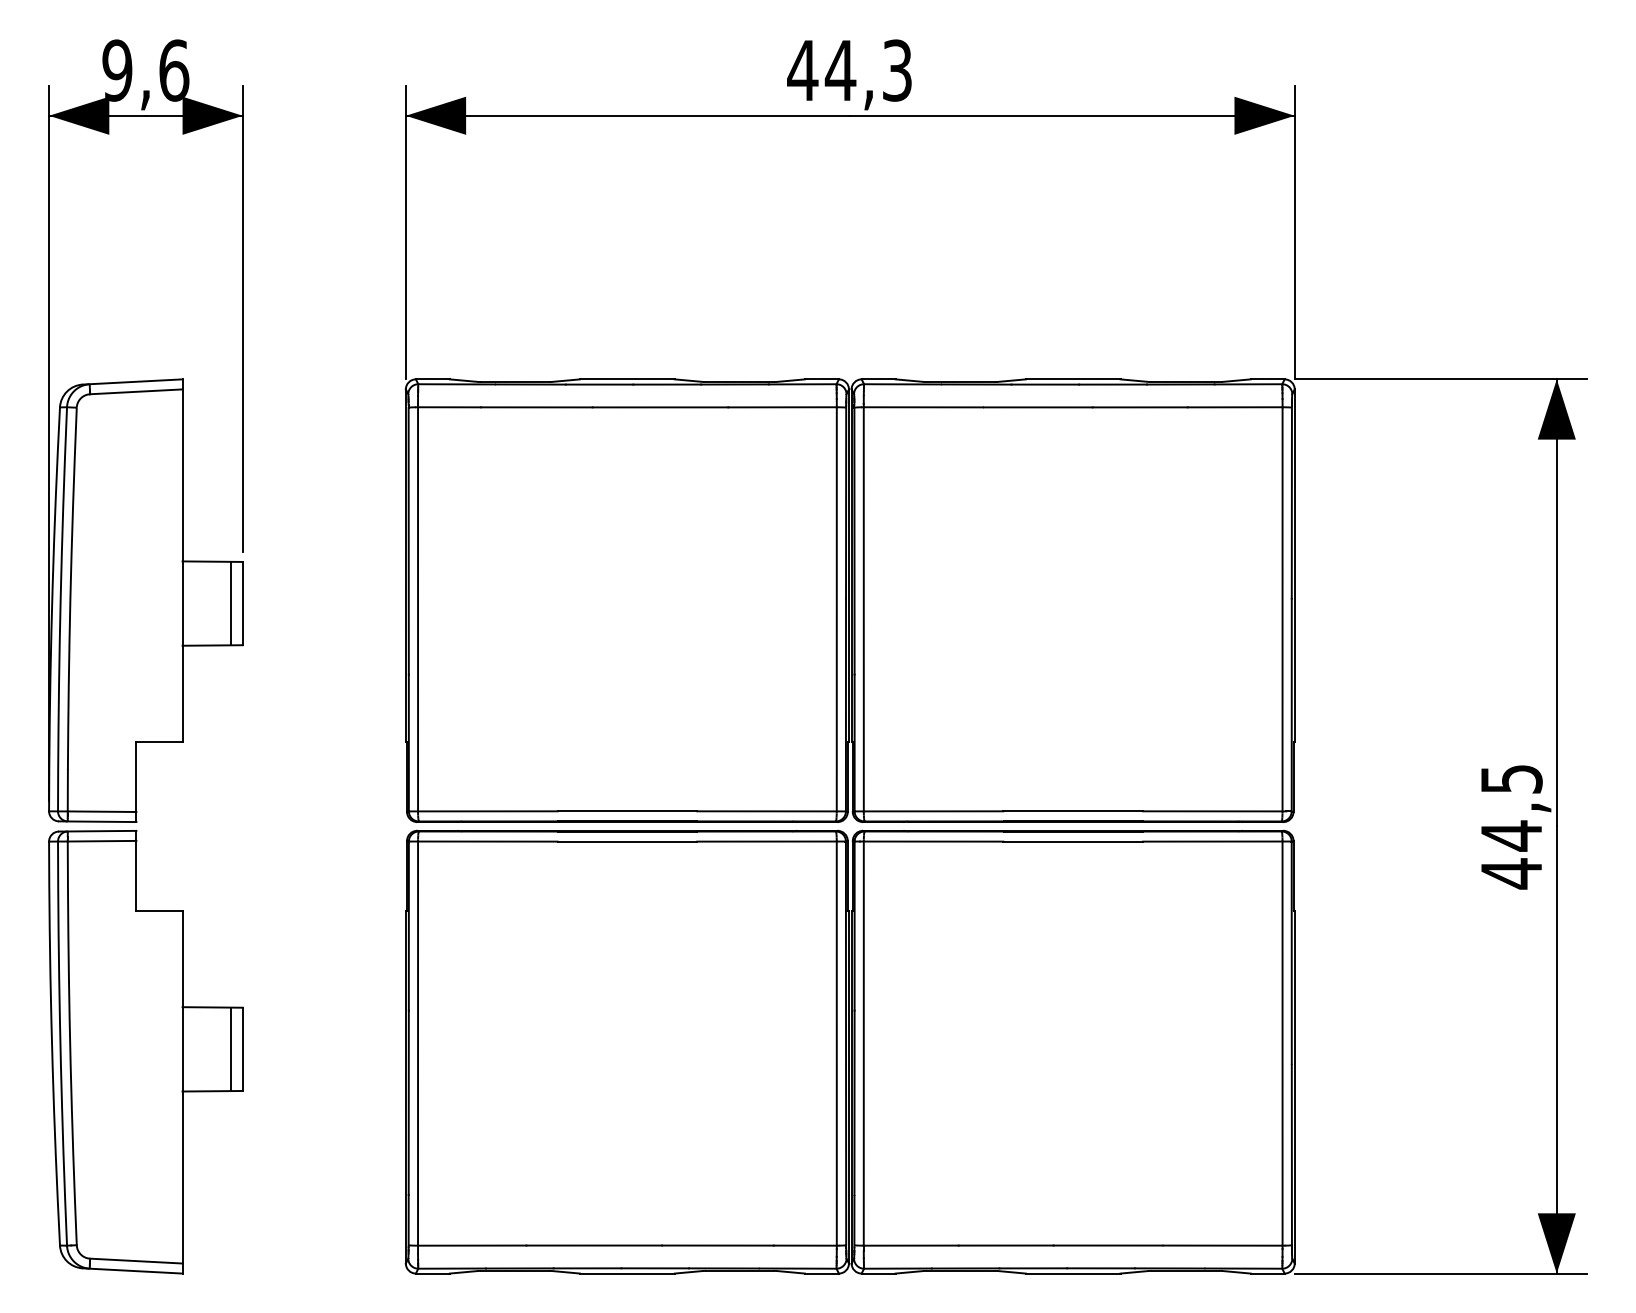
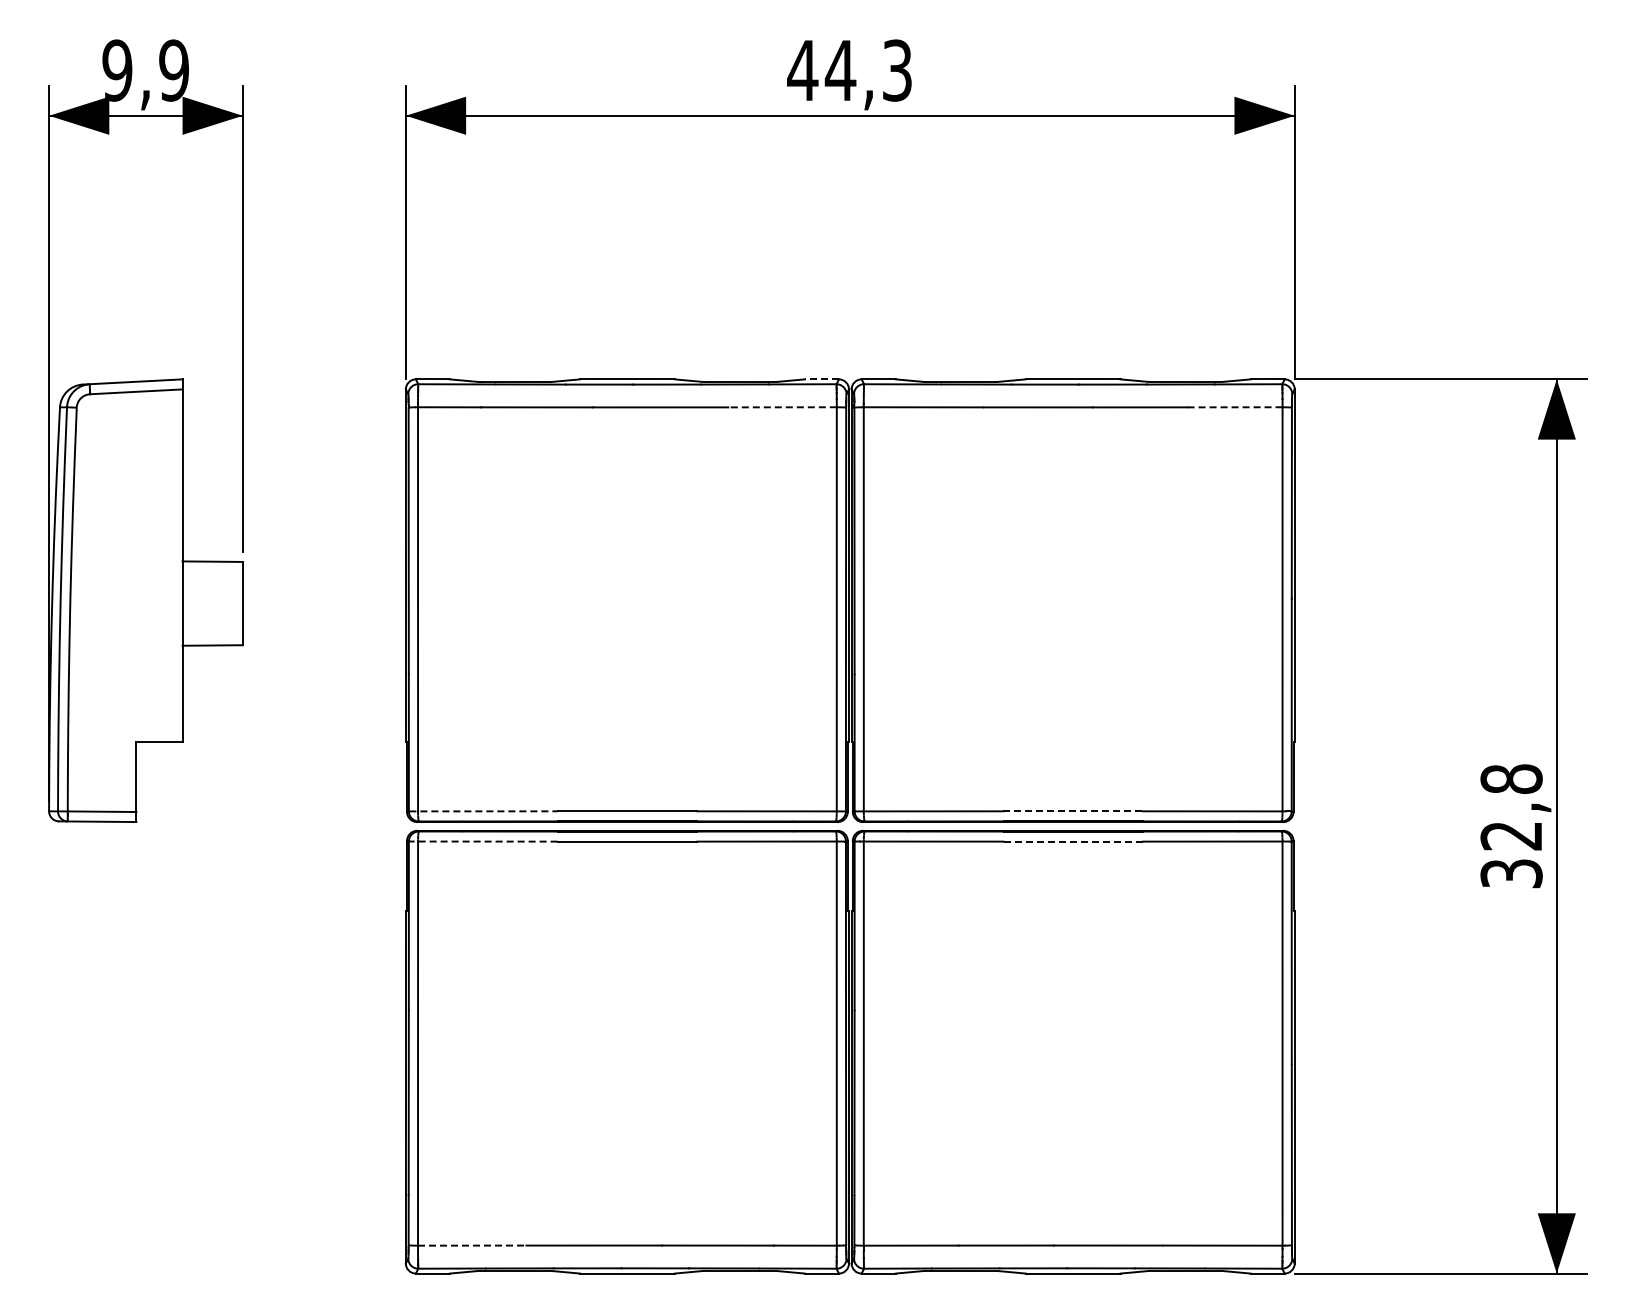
text: 9,6 -> 9,9 (174, 70)
line: solid -> dashed (821, 379)
line: solid -> dashed (782, 407)
line: solid -> dashed (1234, 407)
line: present -> none (231, 603)
line: solid -> dashed (483, 811)
line: solid -> dashed (1073, 811)
text: 44,5 -> 32,8 (1511, 826)
line: solid -> dashed (483, 841)
line: solid -> dashed (1073, 841)
part: present -> none (145, 1052)
line: solid -> dashed (472, 1245)
